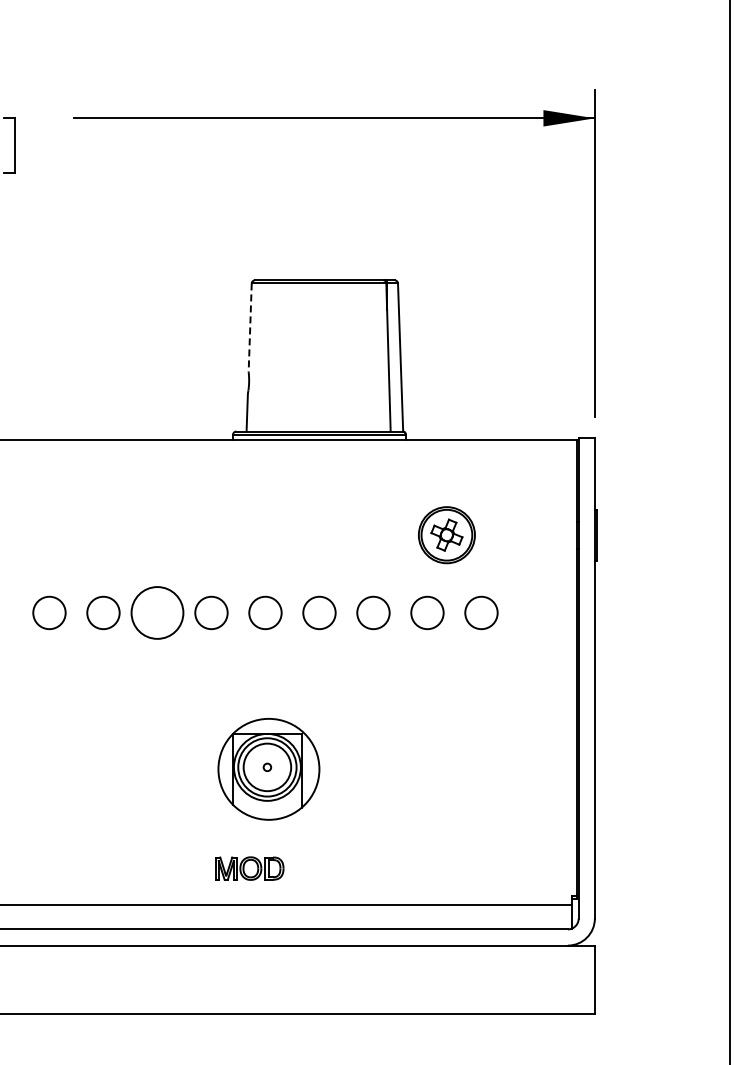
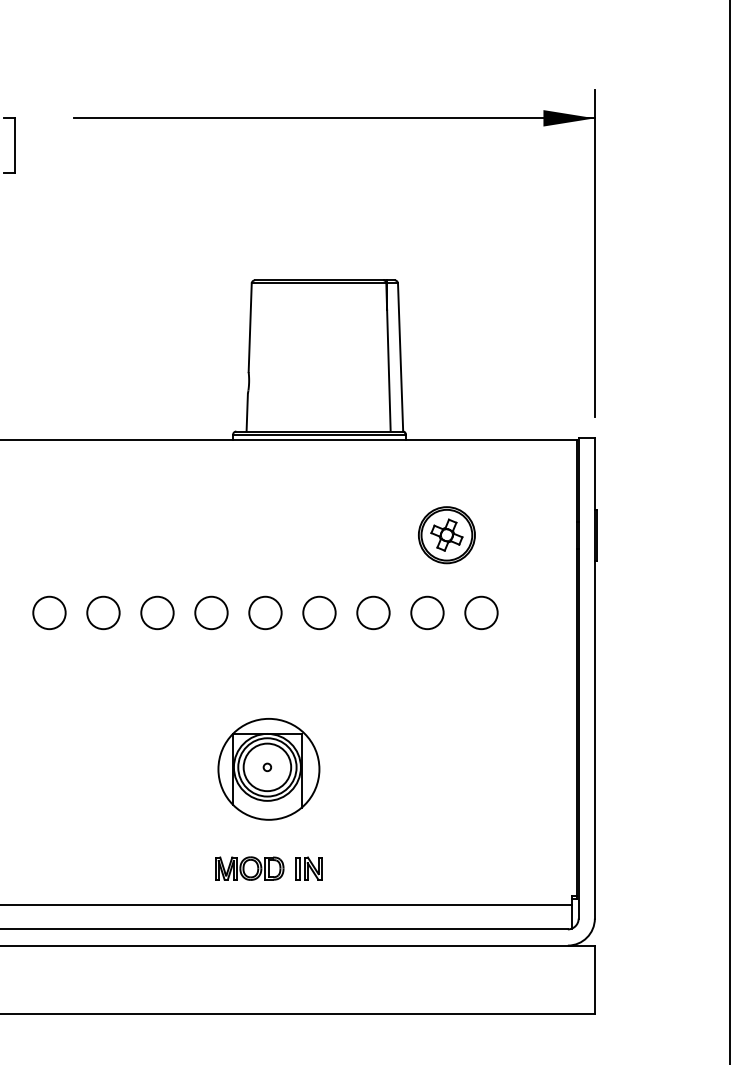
line: dashed -> solid (250, 328)
circle diameter: 52 px -> 32 px (157, 612)
part: none -> present (308, 868)
